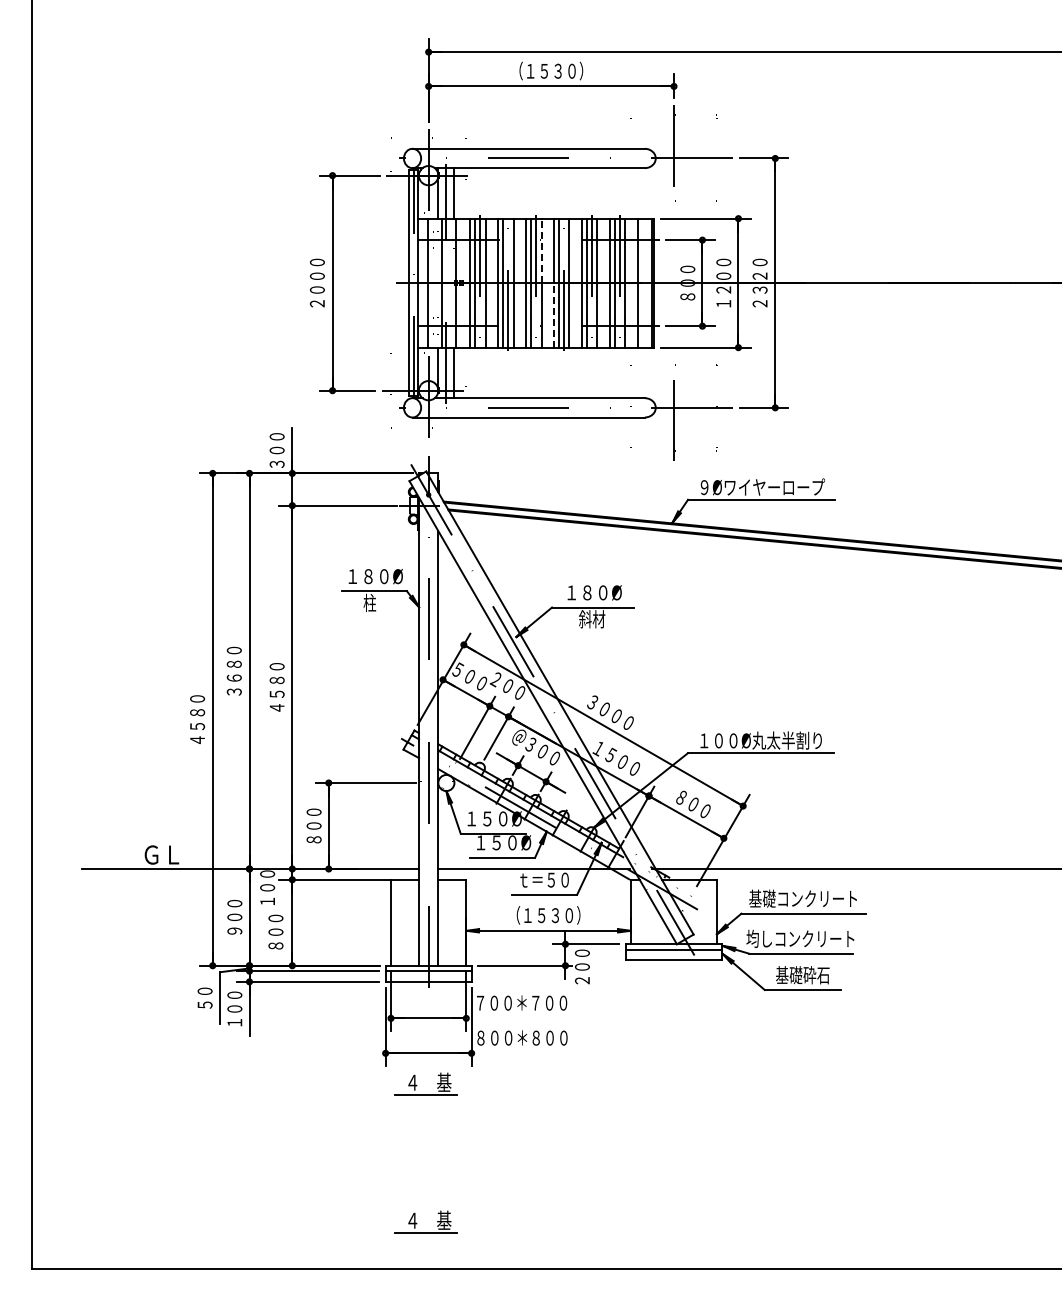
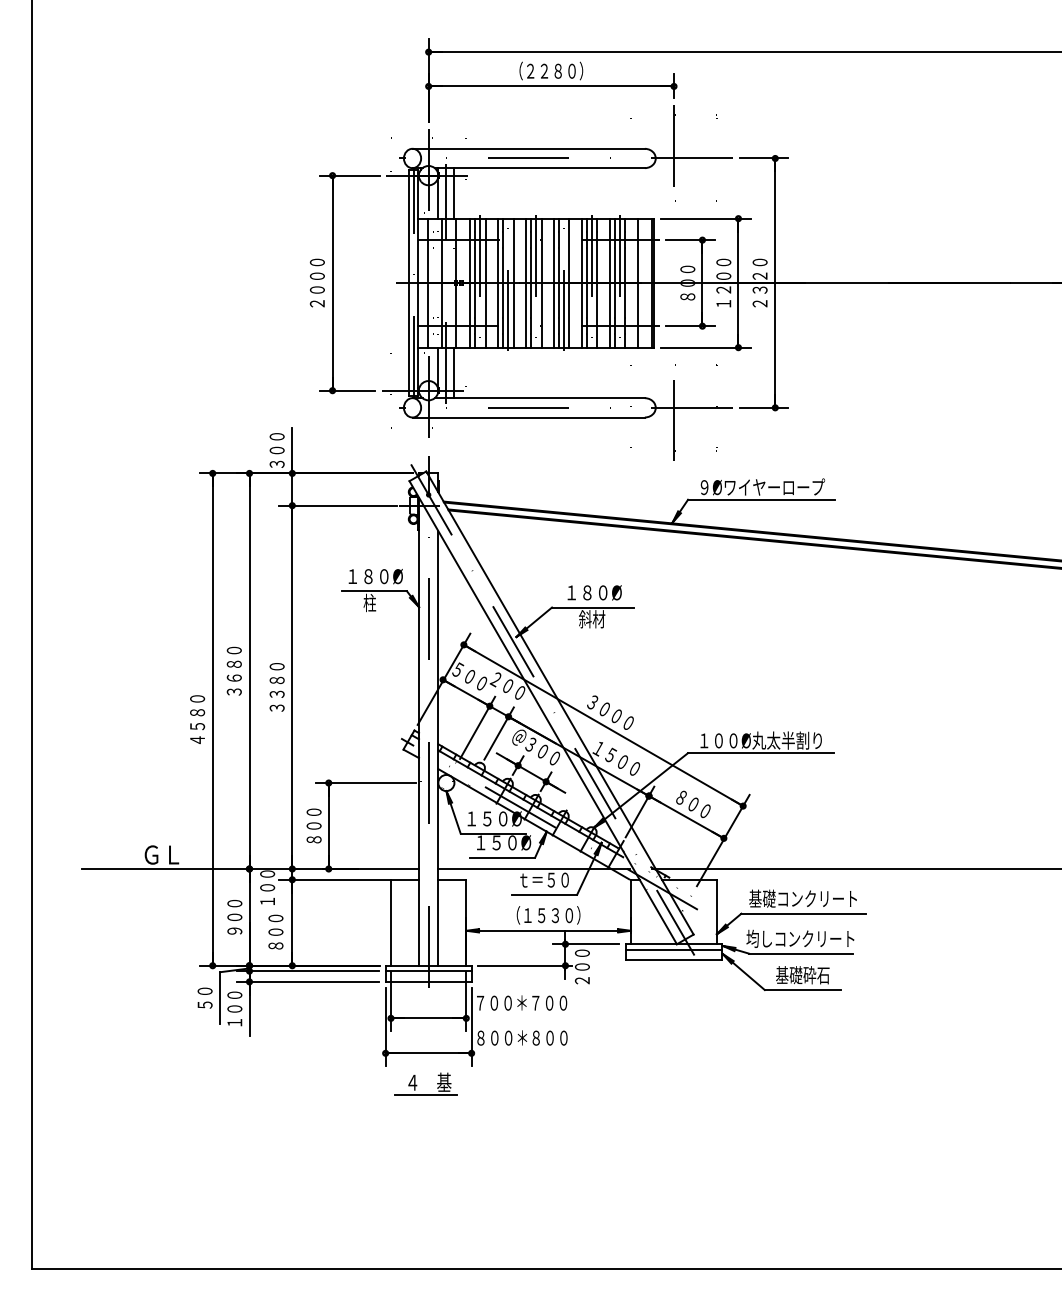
text: （１５３０） -> （２２８０） (544, 70)
line: dashed -> solid (541, 250)
line: dashed -> solid (554, 314)
text: ４５８０ -> ３３８０ (276, 700)
part: present -> none (417, 1223)
